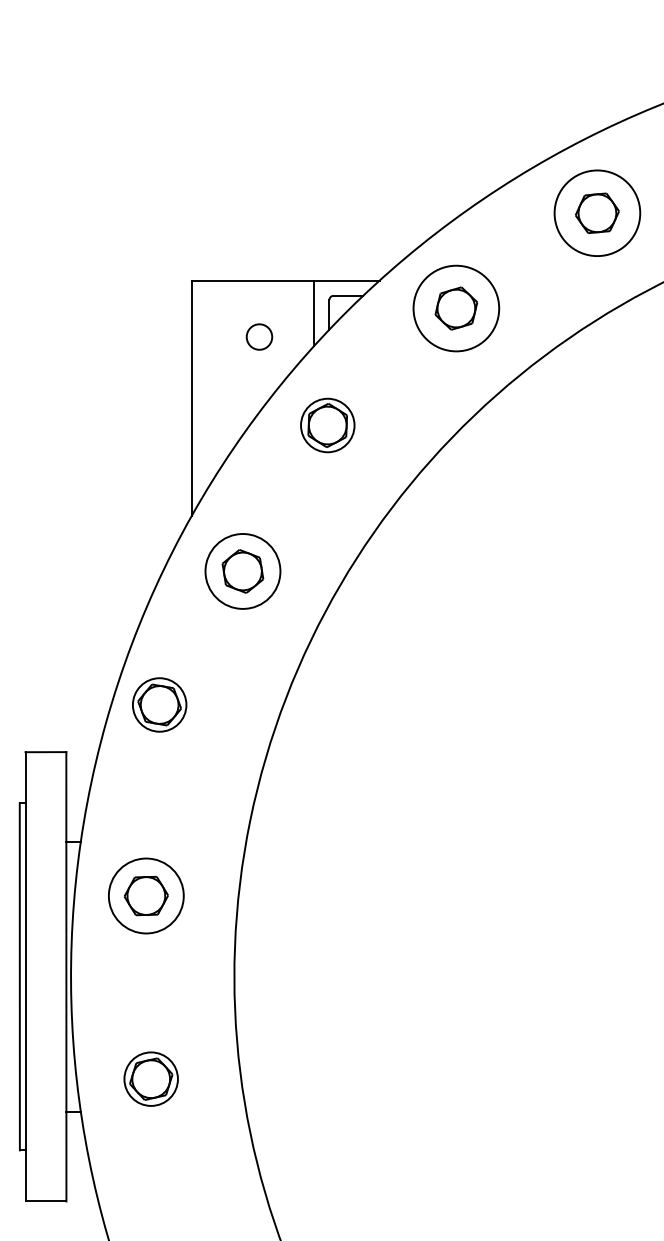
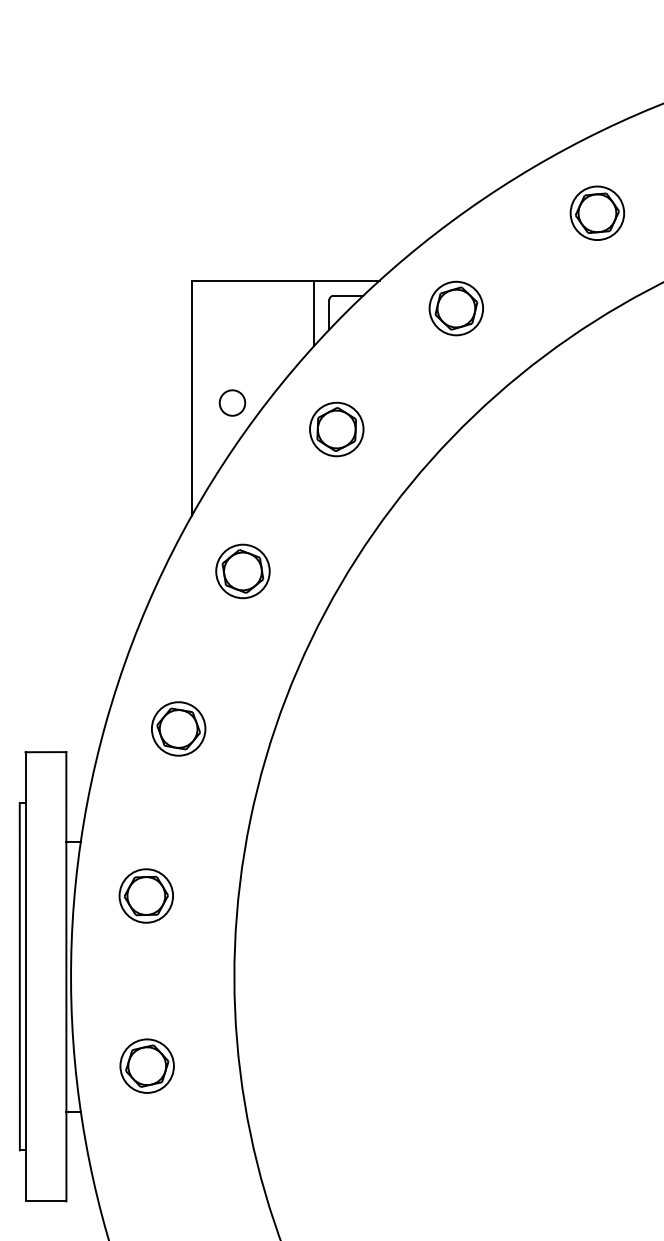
circle diameter: 86 px -> 54 px (597, 213)
circle diameter: 86 px -> 54 px (456, 308)
circle position: (259, 336) -> (232, 402) (232, 402)
part position: (327, 425) -> (336, 429) (336, 429)
circle diameter: 75 px -> 54 px (242, 571)
part position: (159, 704) -> (178, 728) (178, 728)
circle diameter: 75 px -> 54 px (146, 895)
part position: (150, 1078) -> (146, 1065) (146, 1065)
